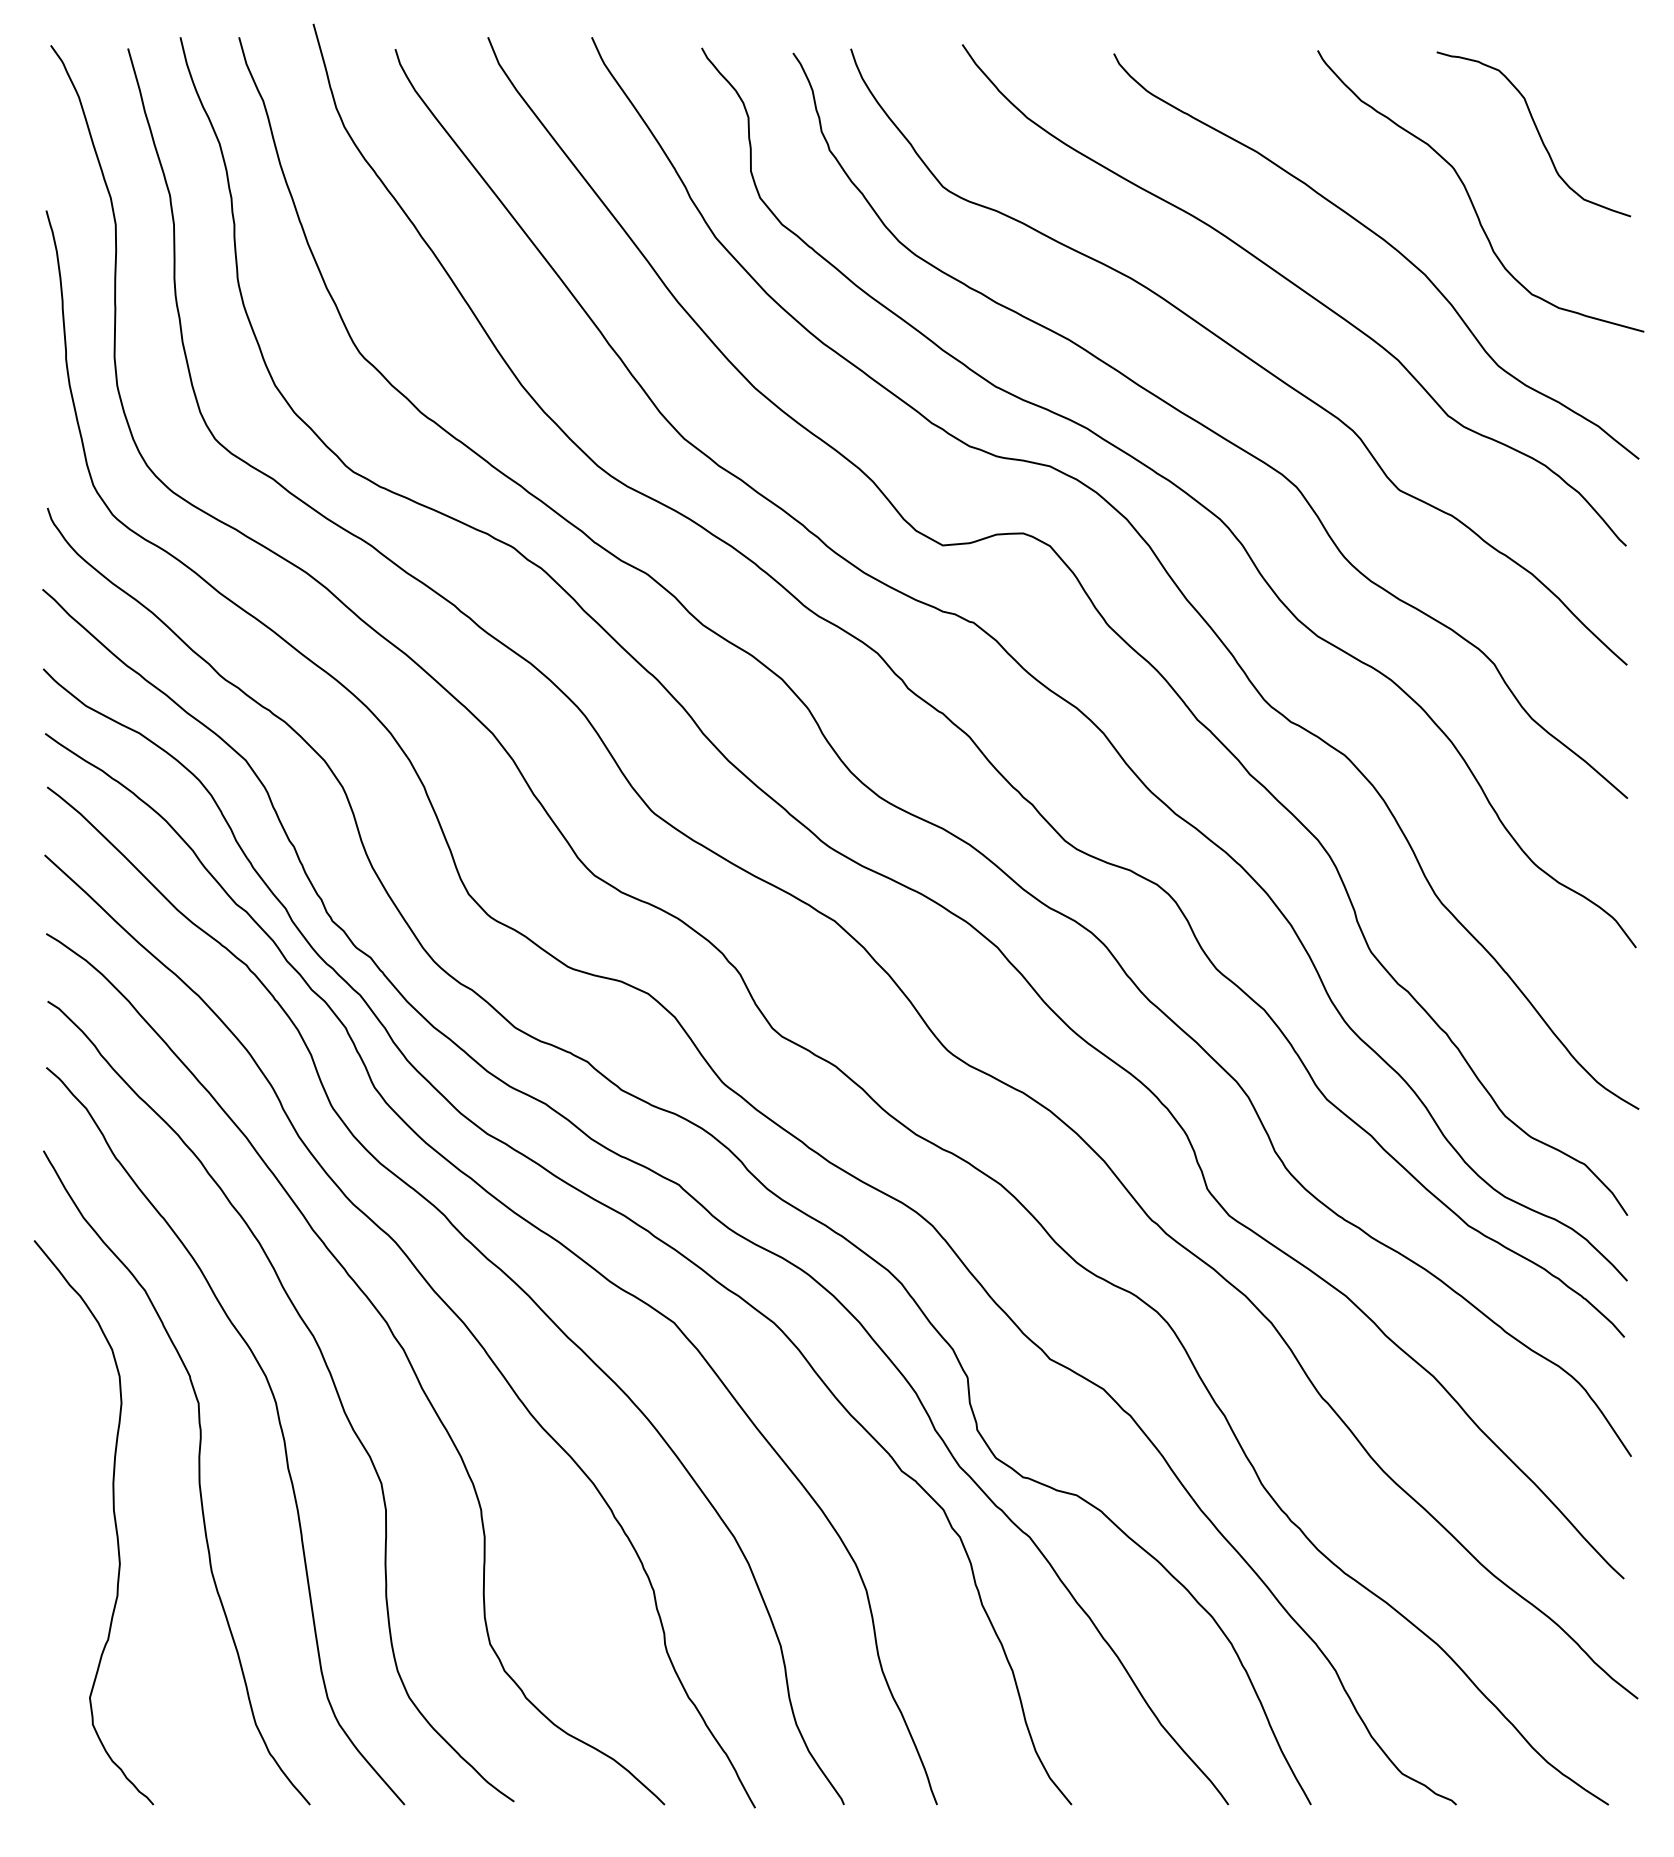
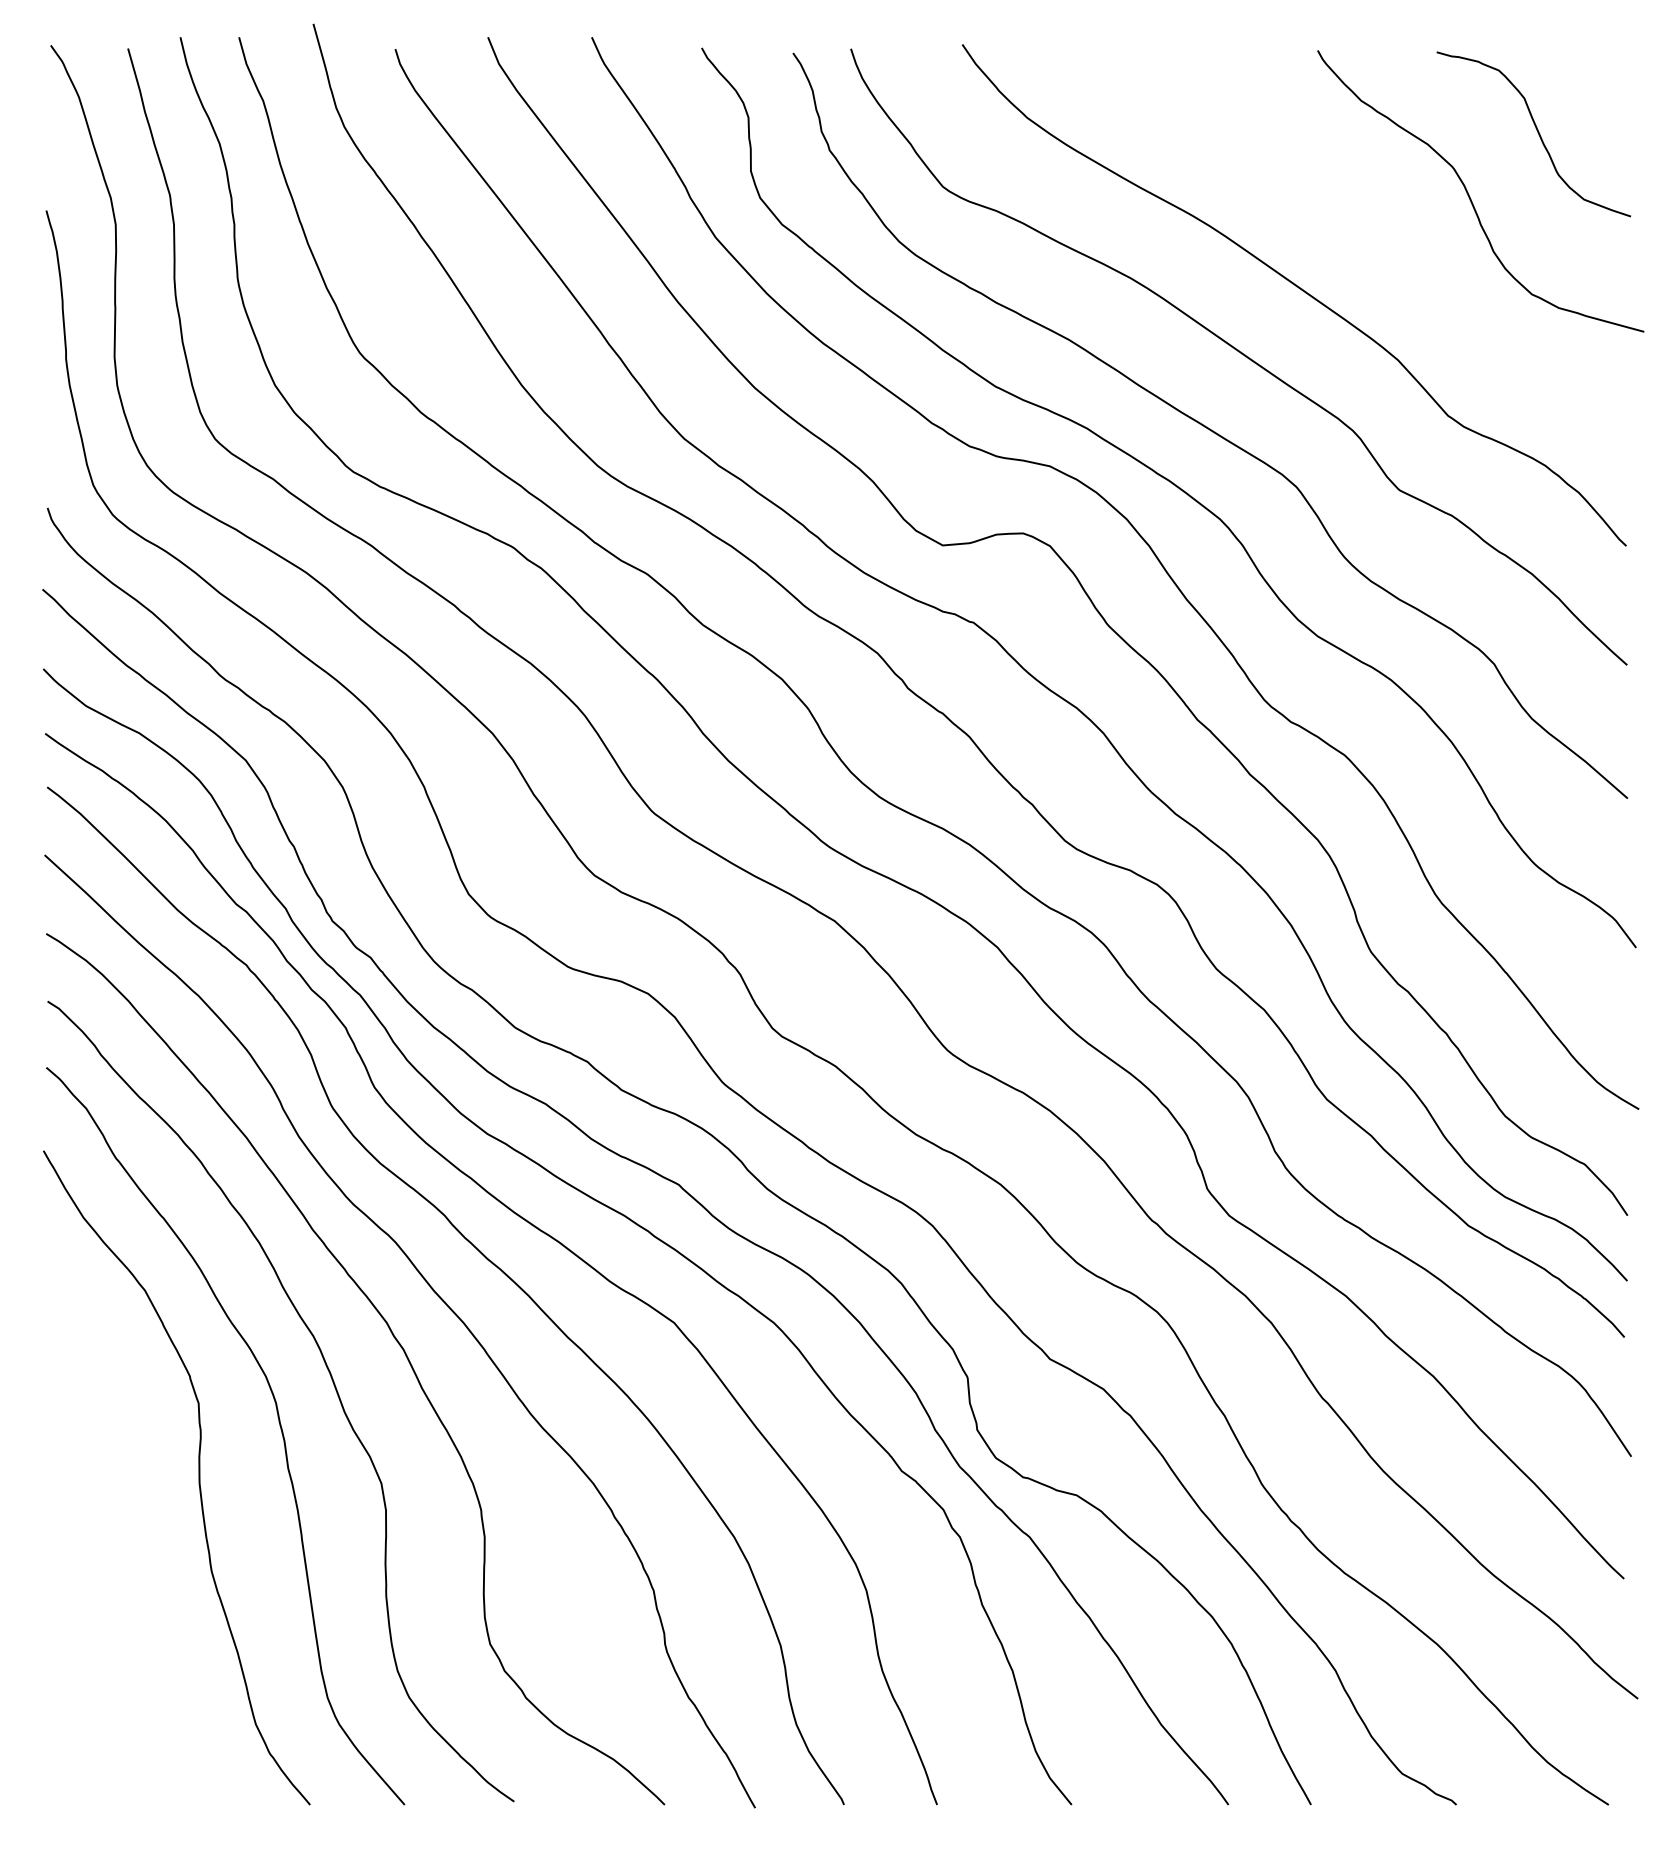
curve: present -> none (1386, 243)
curve: present -> none (113, 1516)
